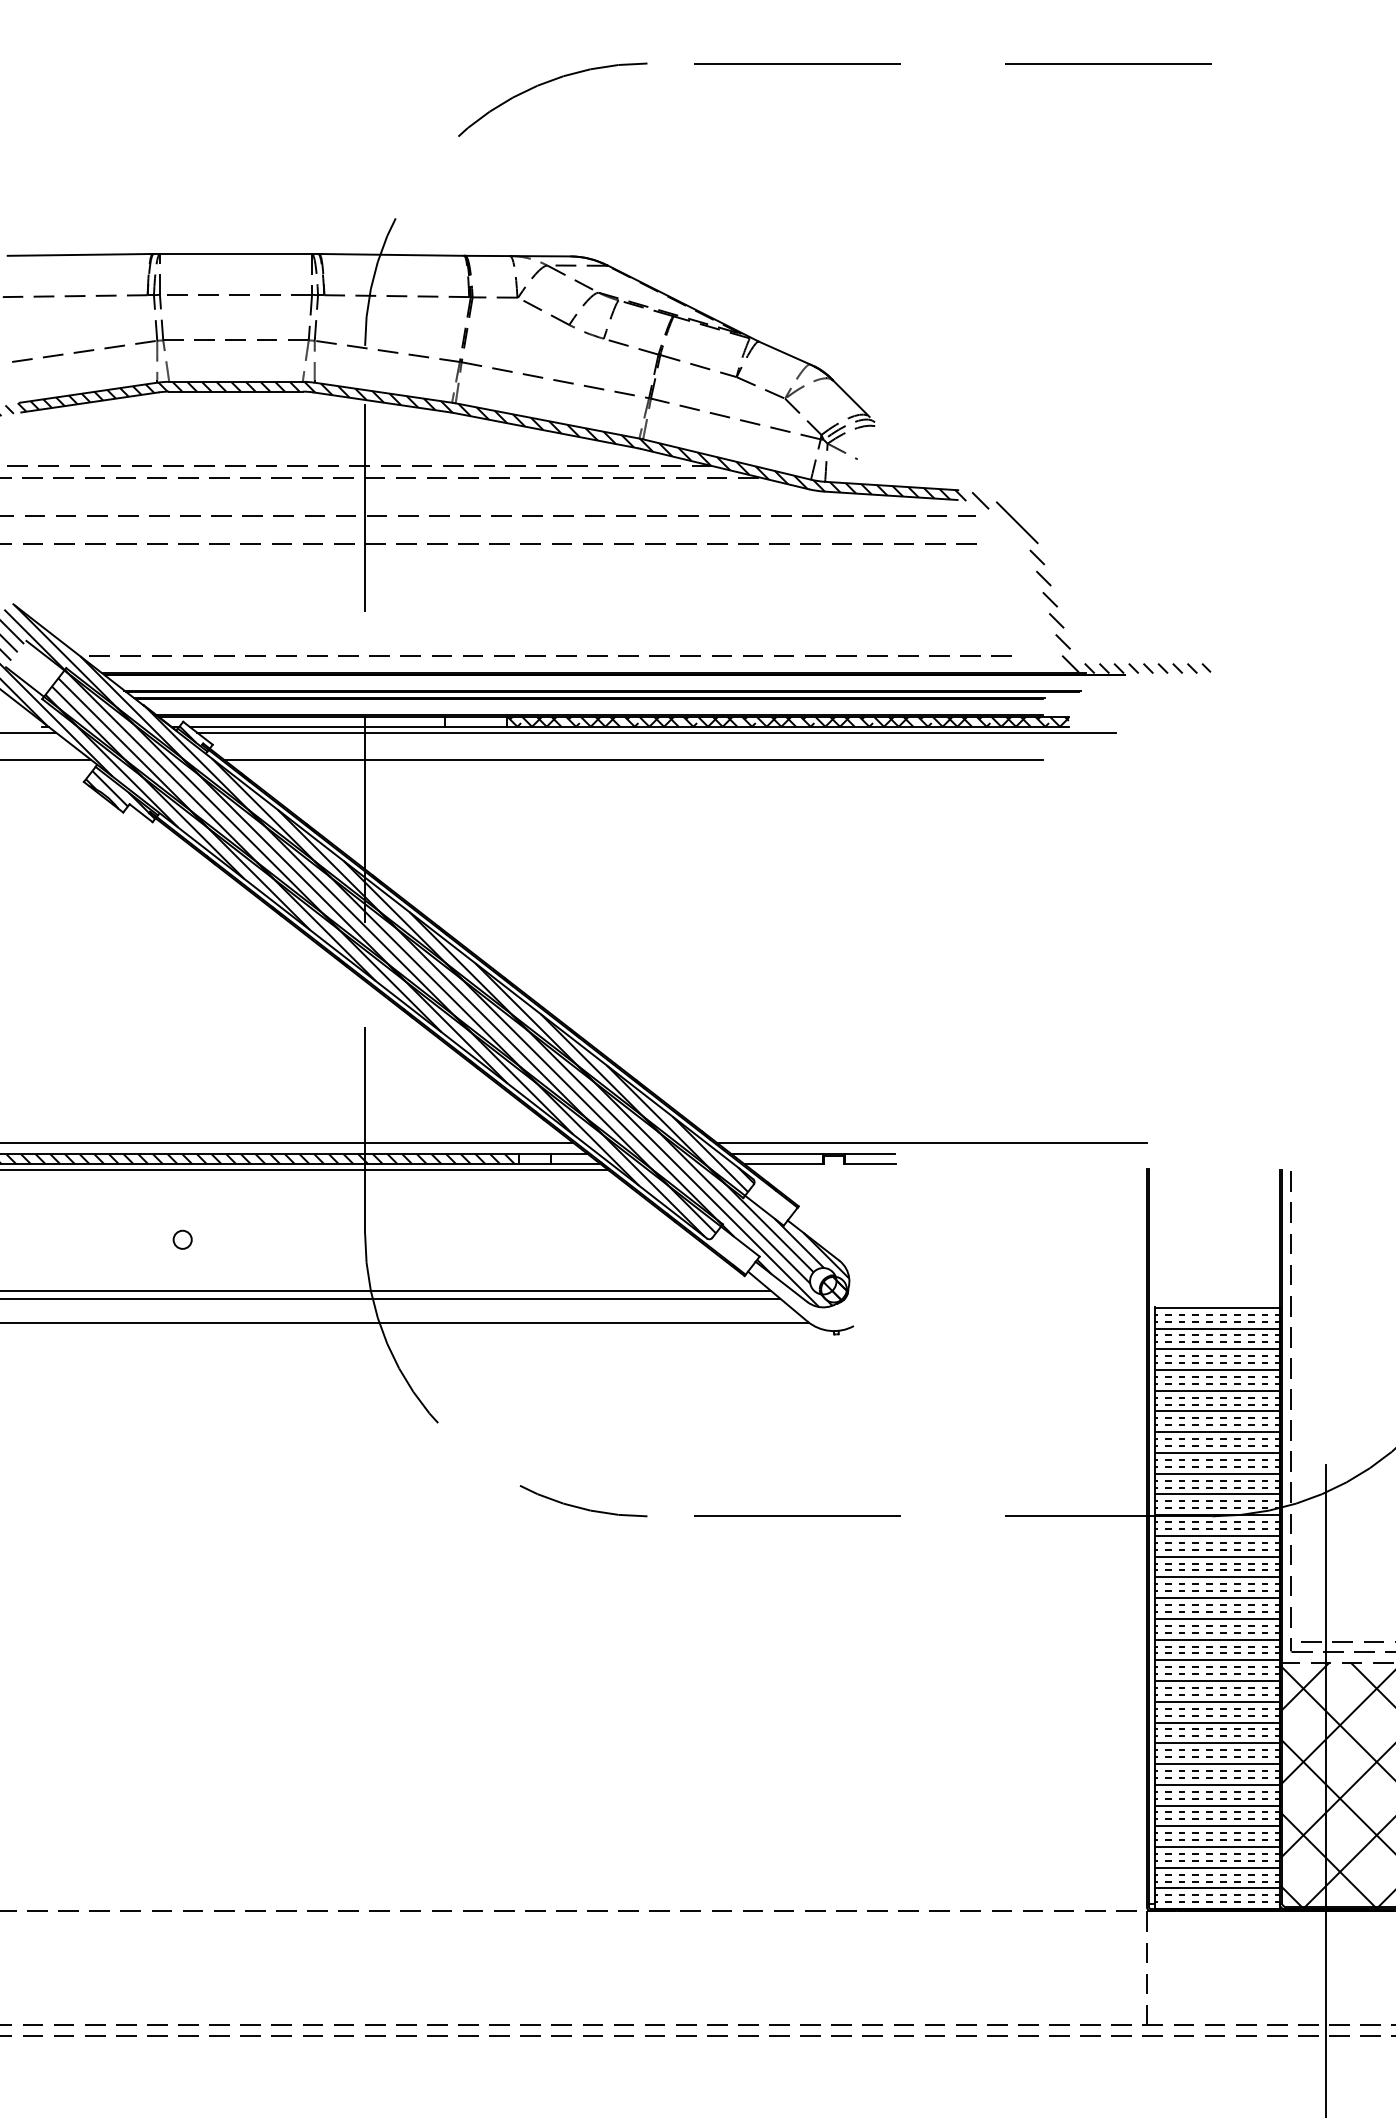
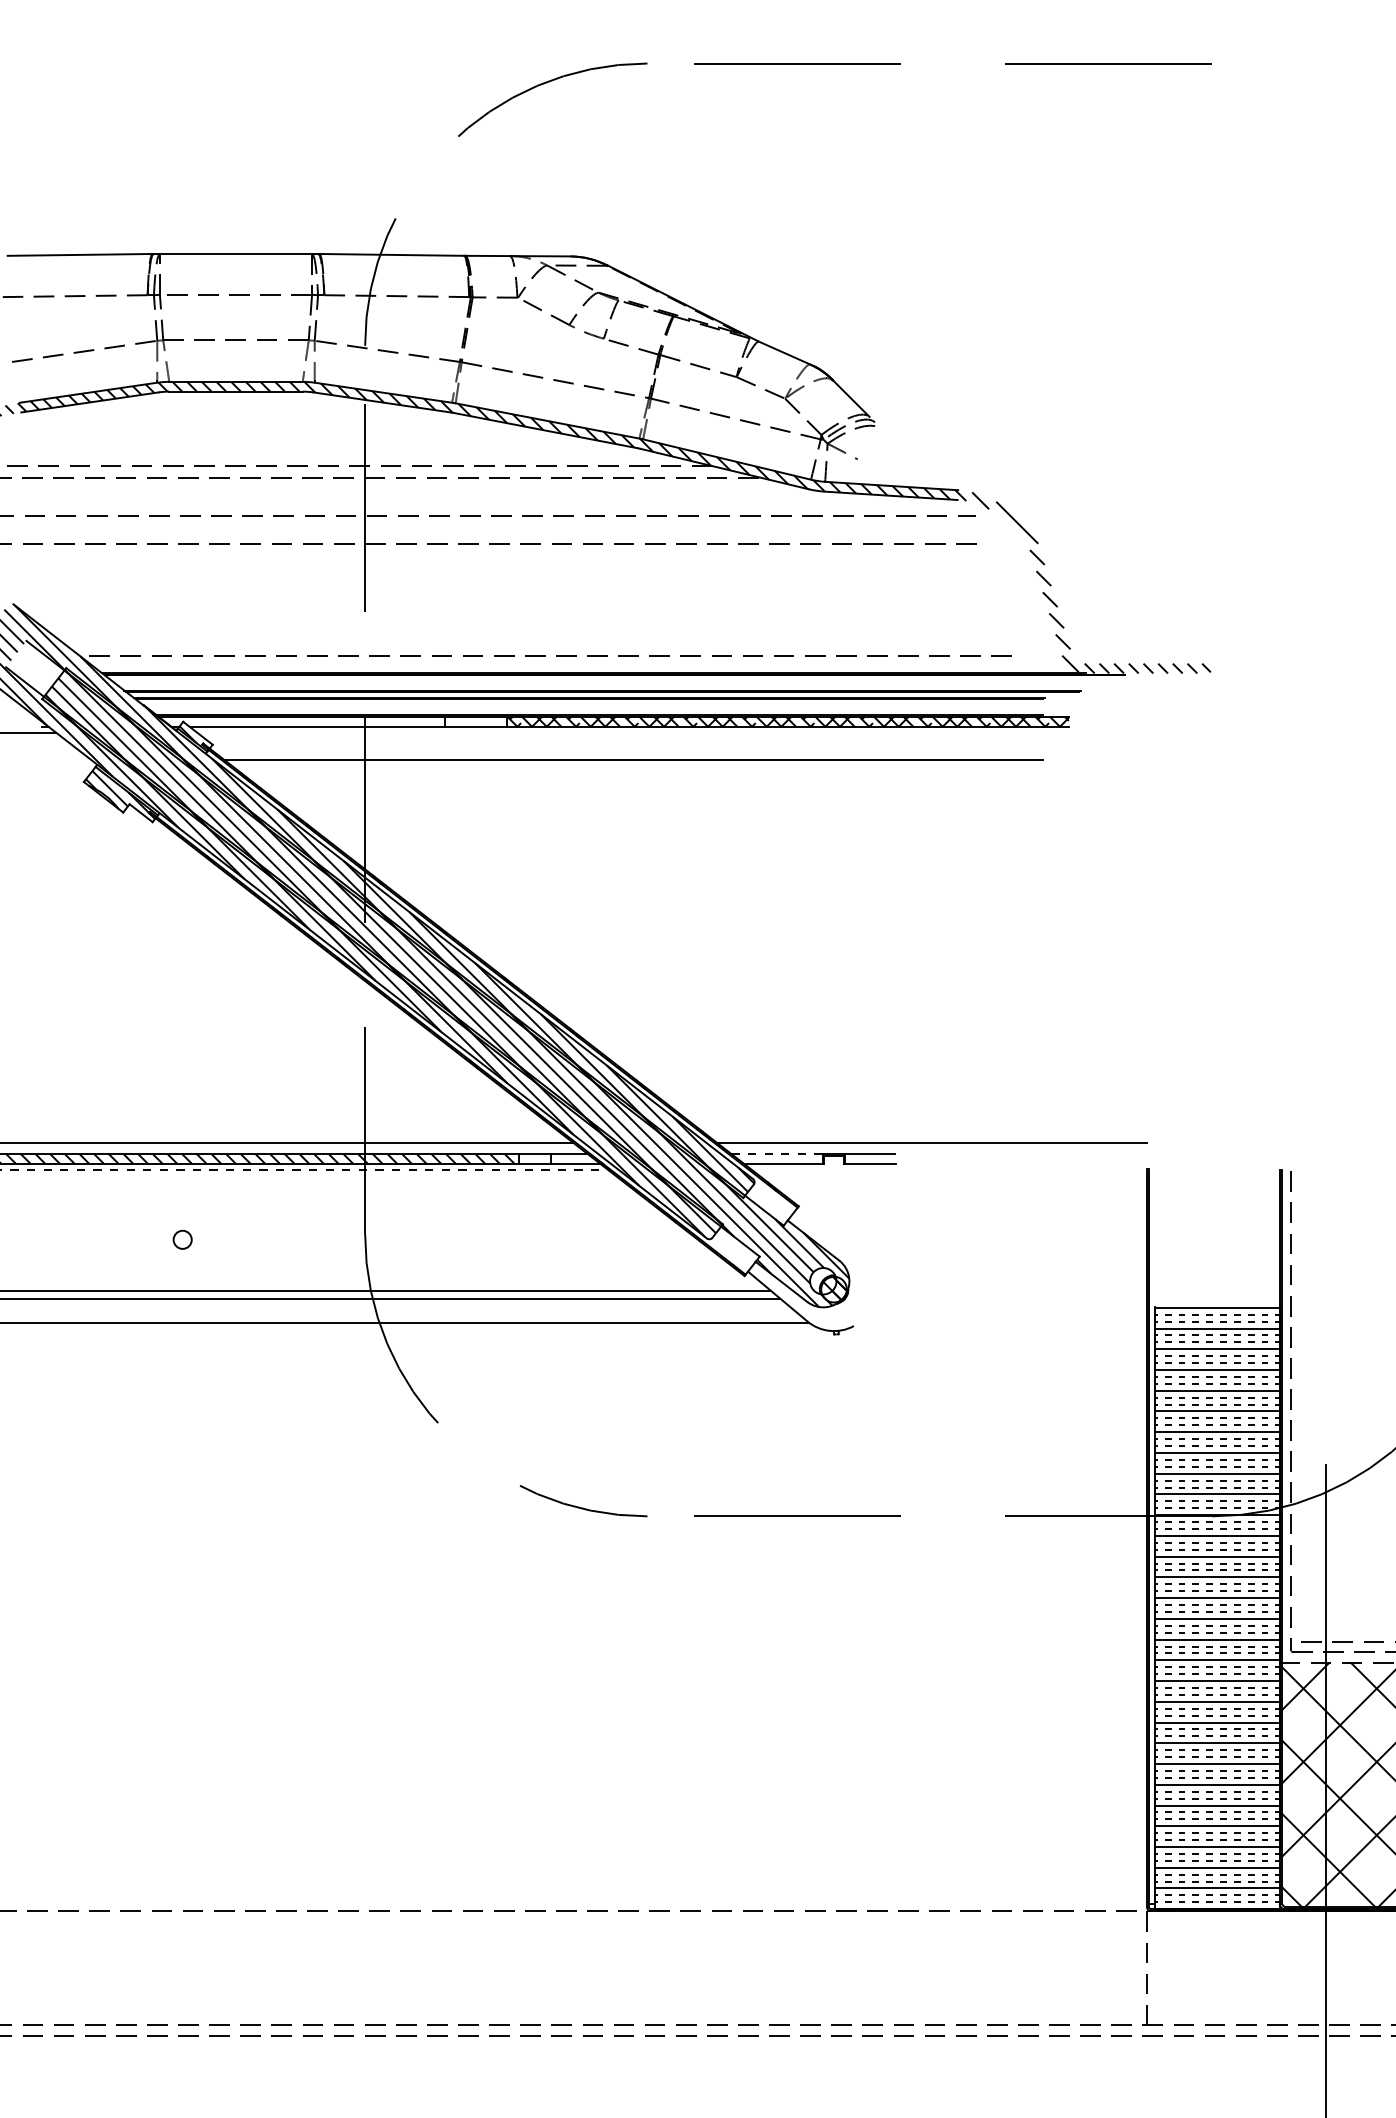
line: present -> none (656, 732)
line: present -> none (46, 759)
line: solid -> dashed (777, 1154)
line: solid -> dashed (304, 1169)
